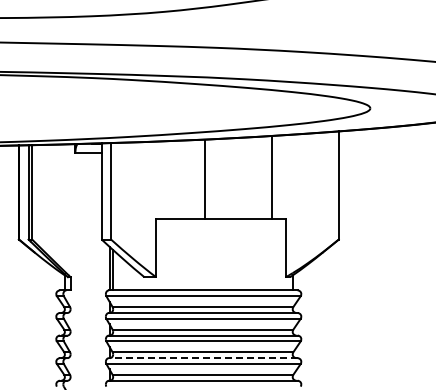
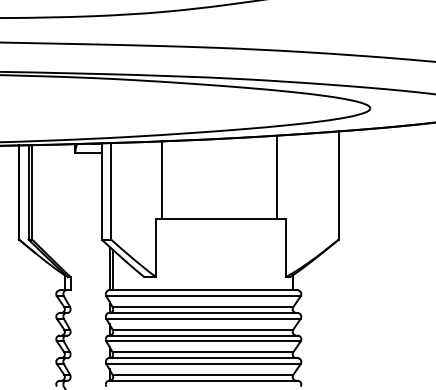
line position: (271, 176) -> (276, 176) (276, 176)
line position: (205, 179) -> (162, 179) (162, 179)
line: dashed -> solid (202, 358)
